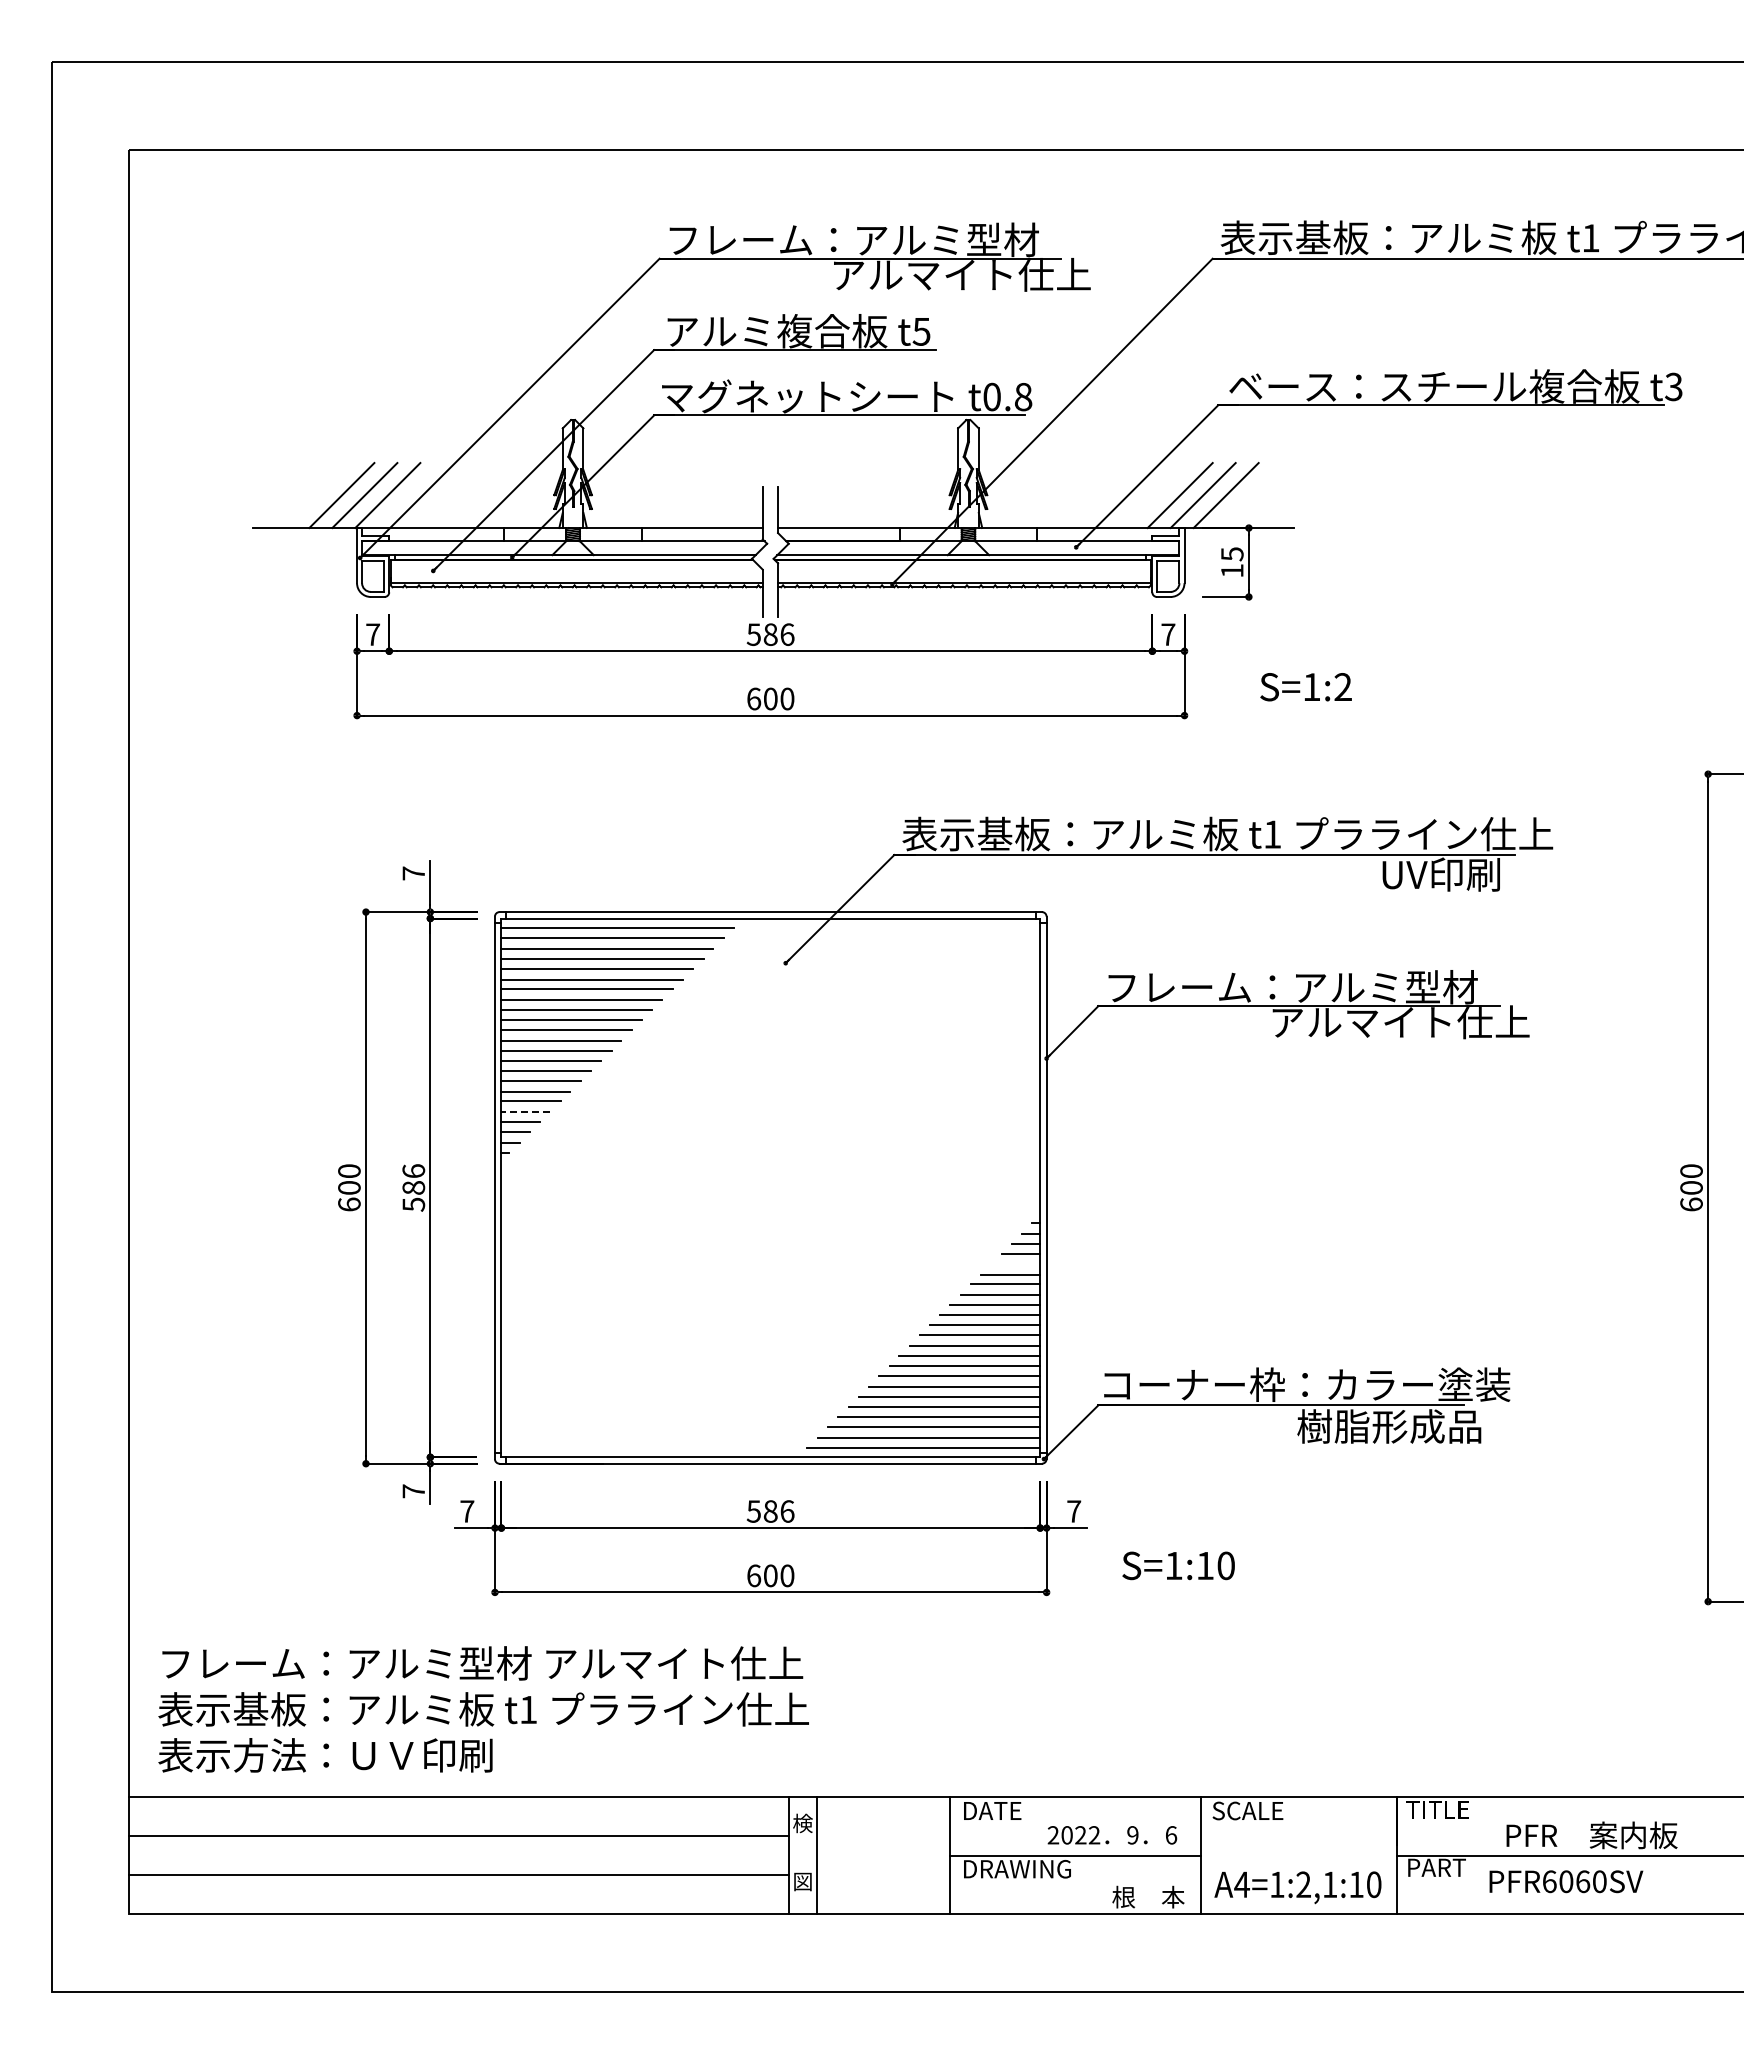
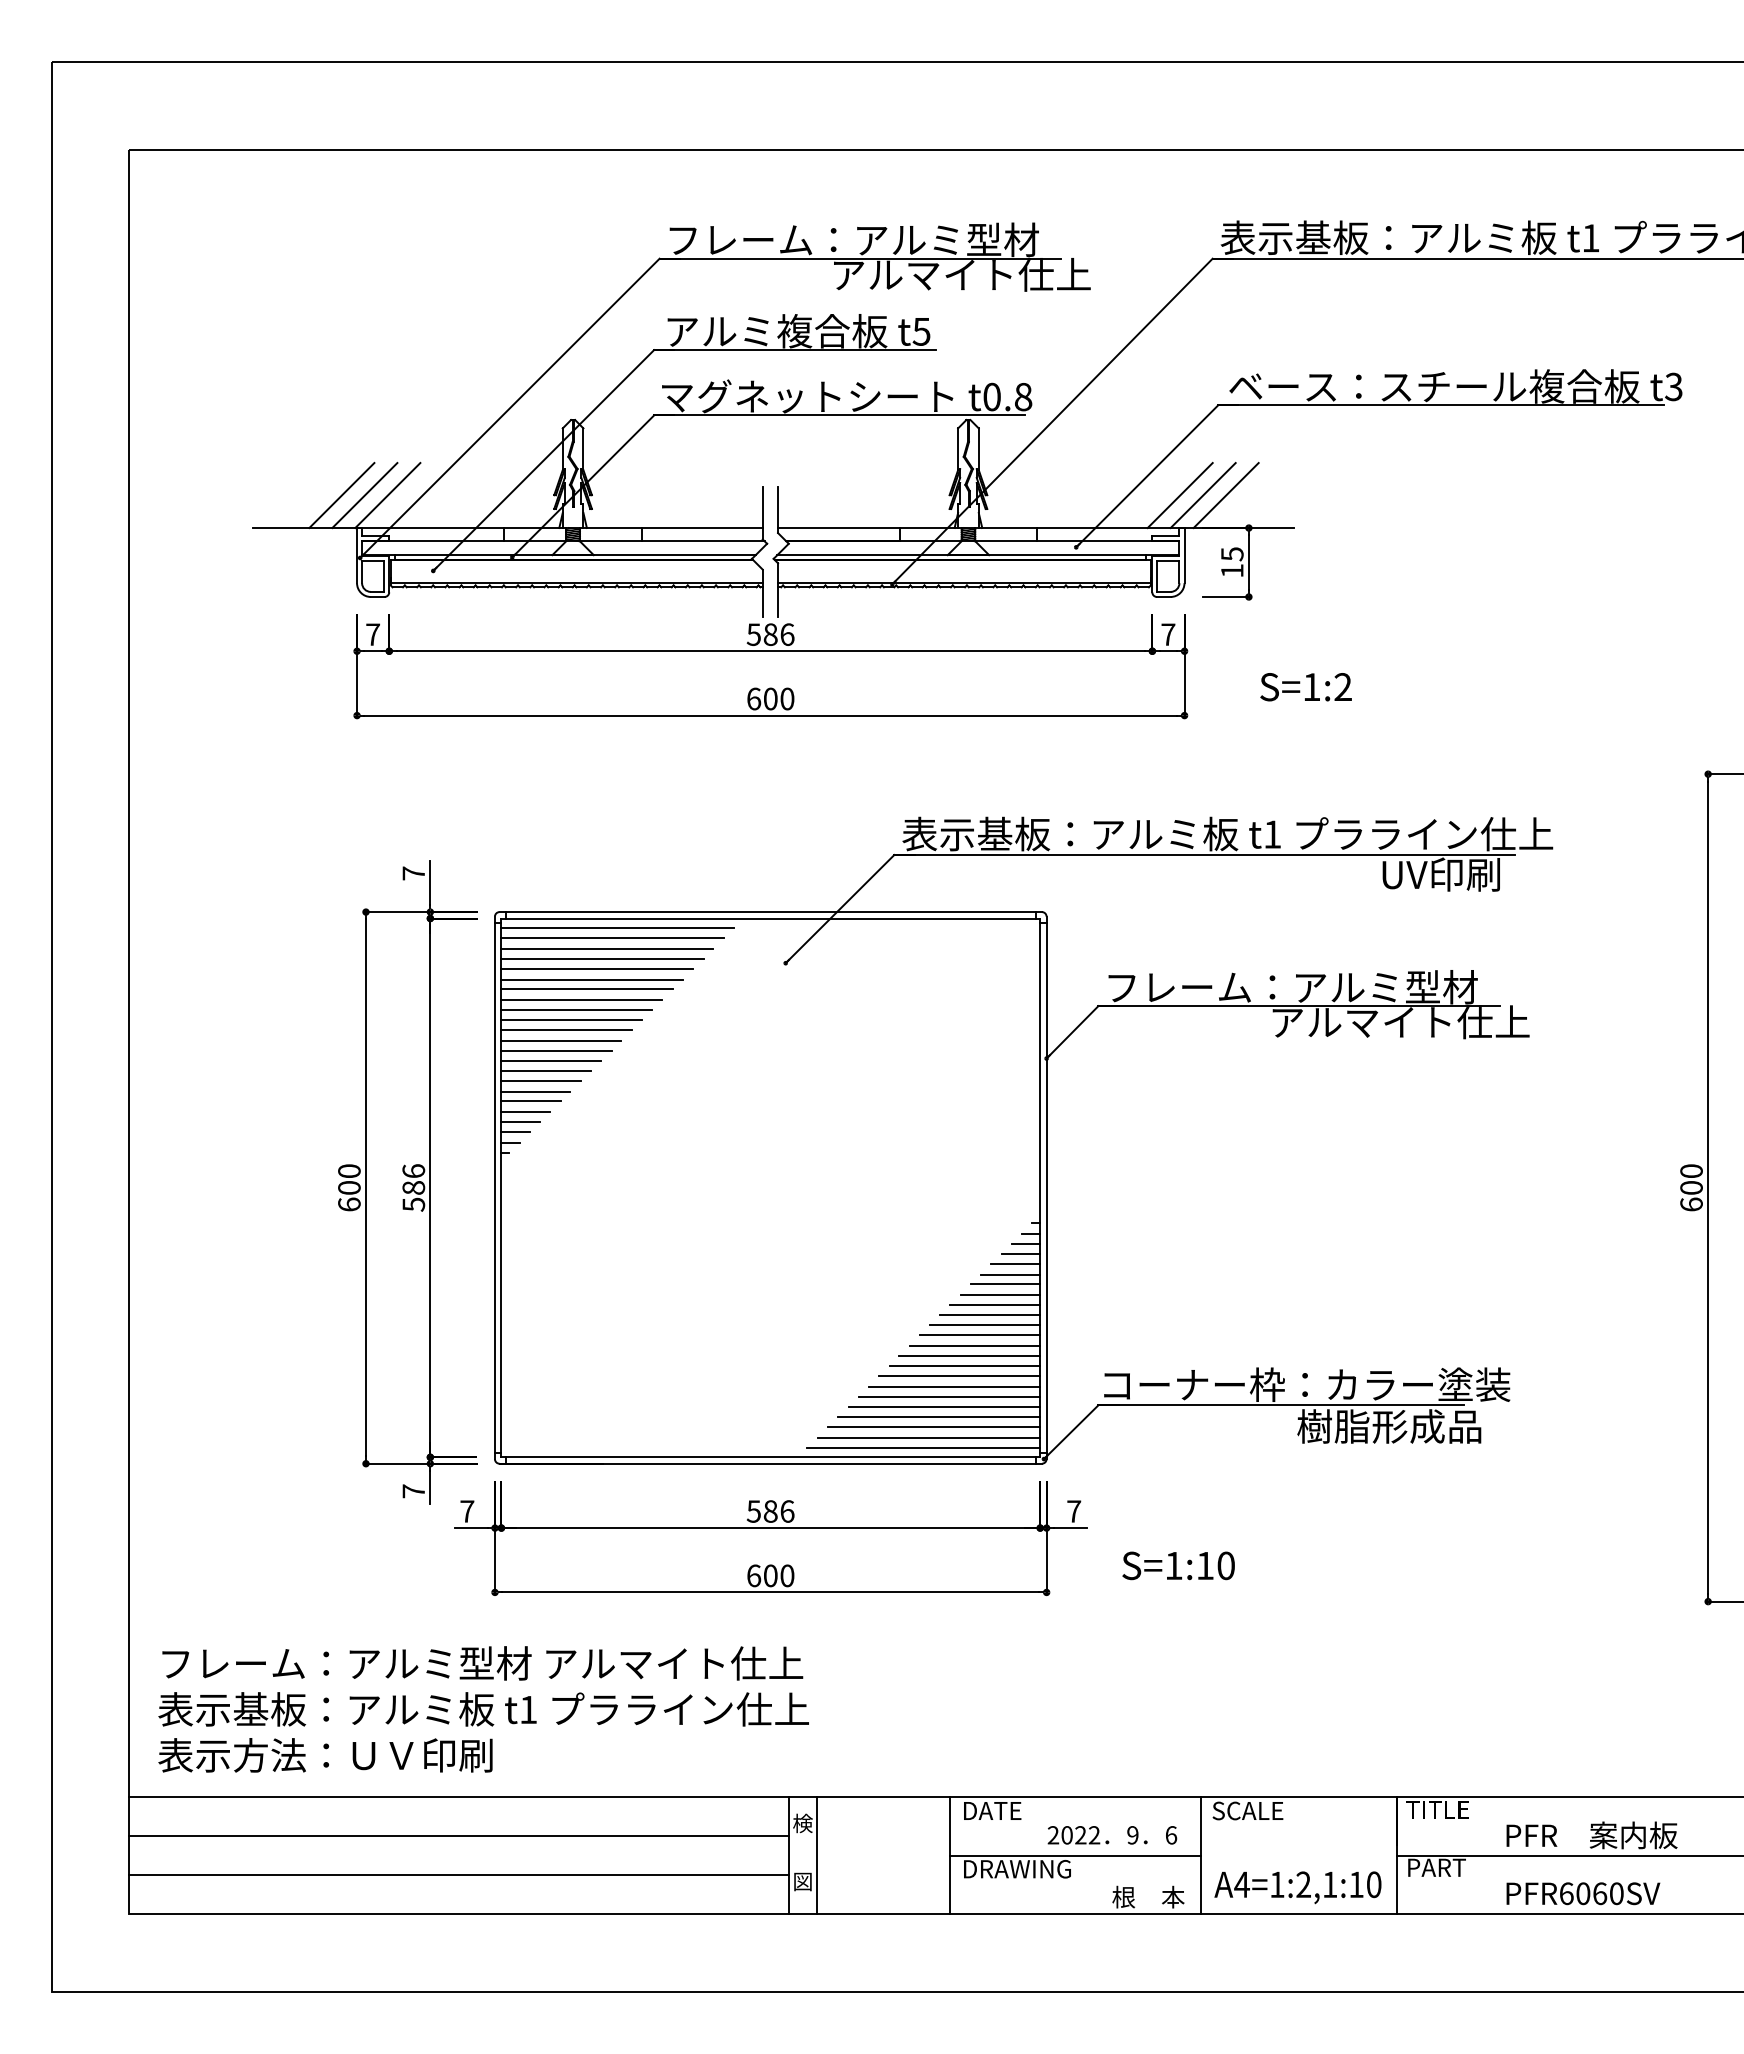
line: dashed -> solid (525, 1111)
line: none -> present (1015, 1264)
text position: (1566, 1881) -> (1583, 1893) (1583, 1893)
